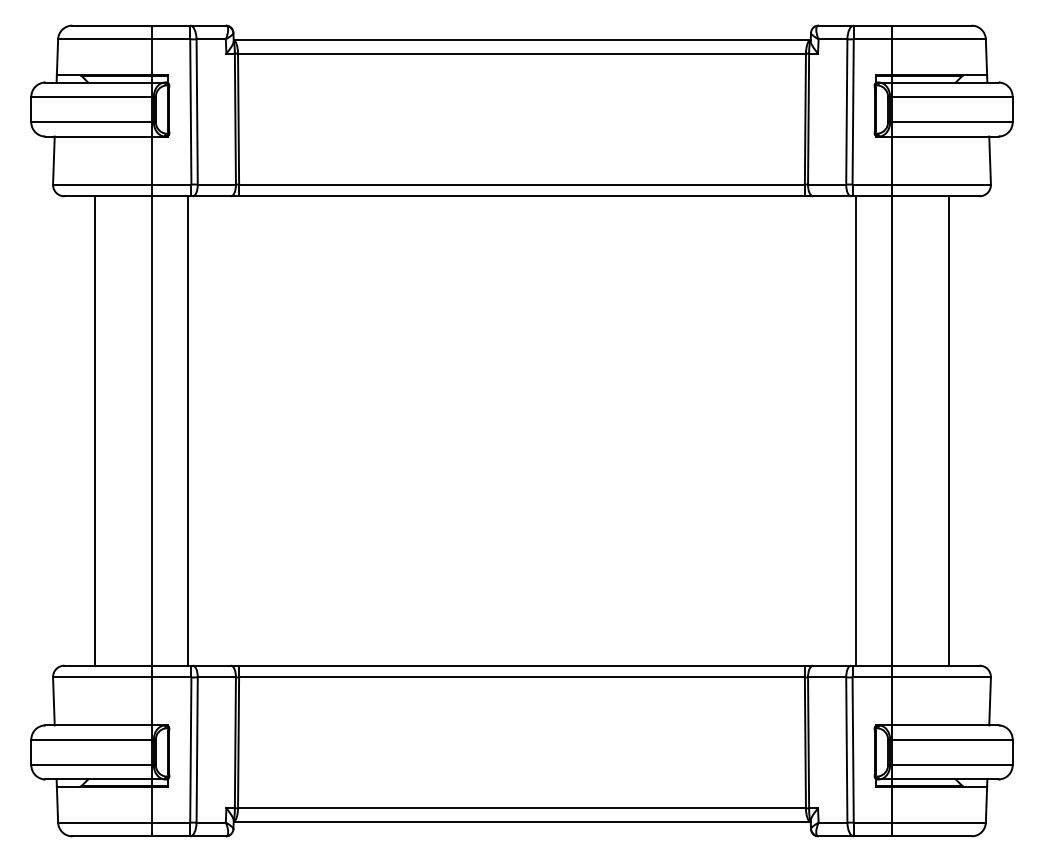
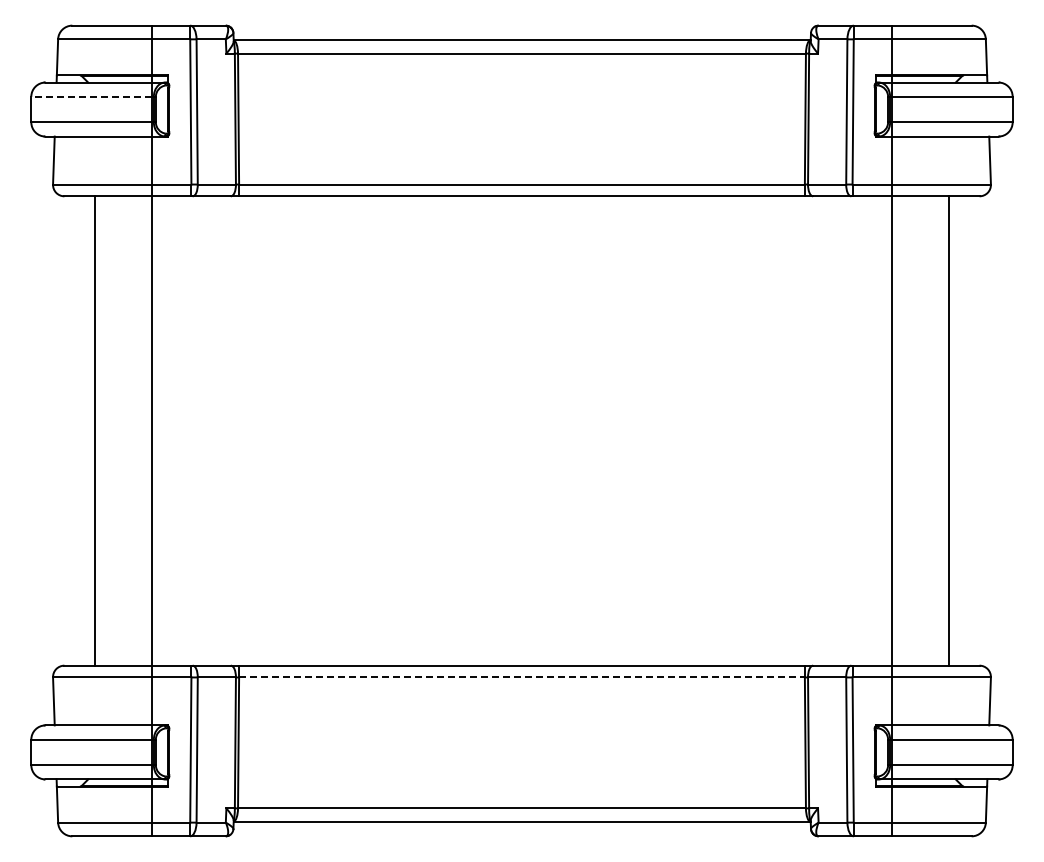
line: solid -> dashed (91, 96)
line: present -> none (187, 430)
line: present -> none (856, 430)
line: solid -> dashed (521, 677)
